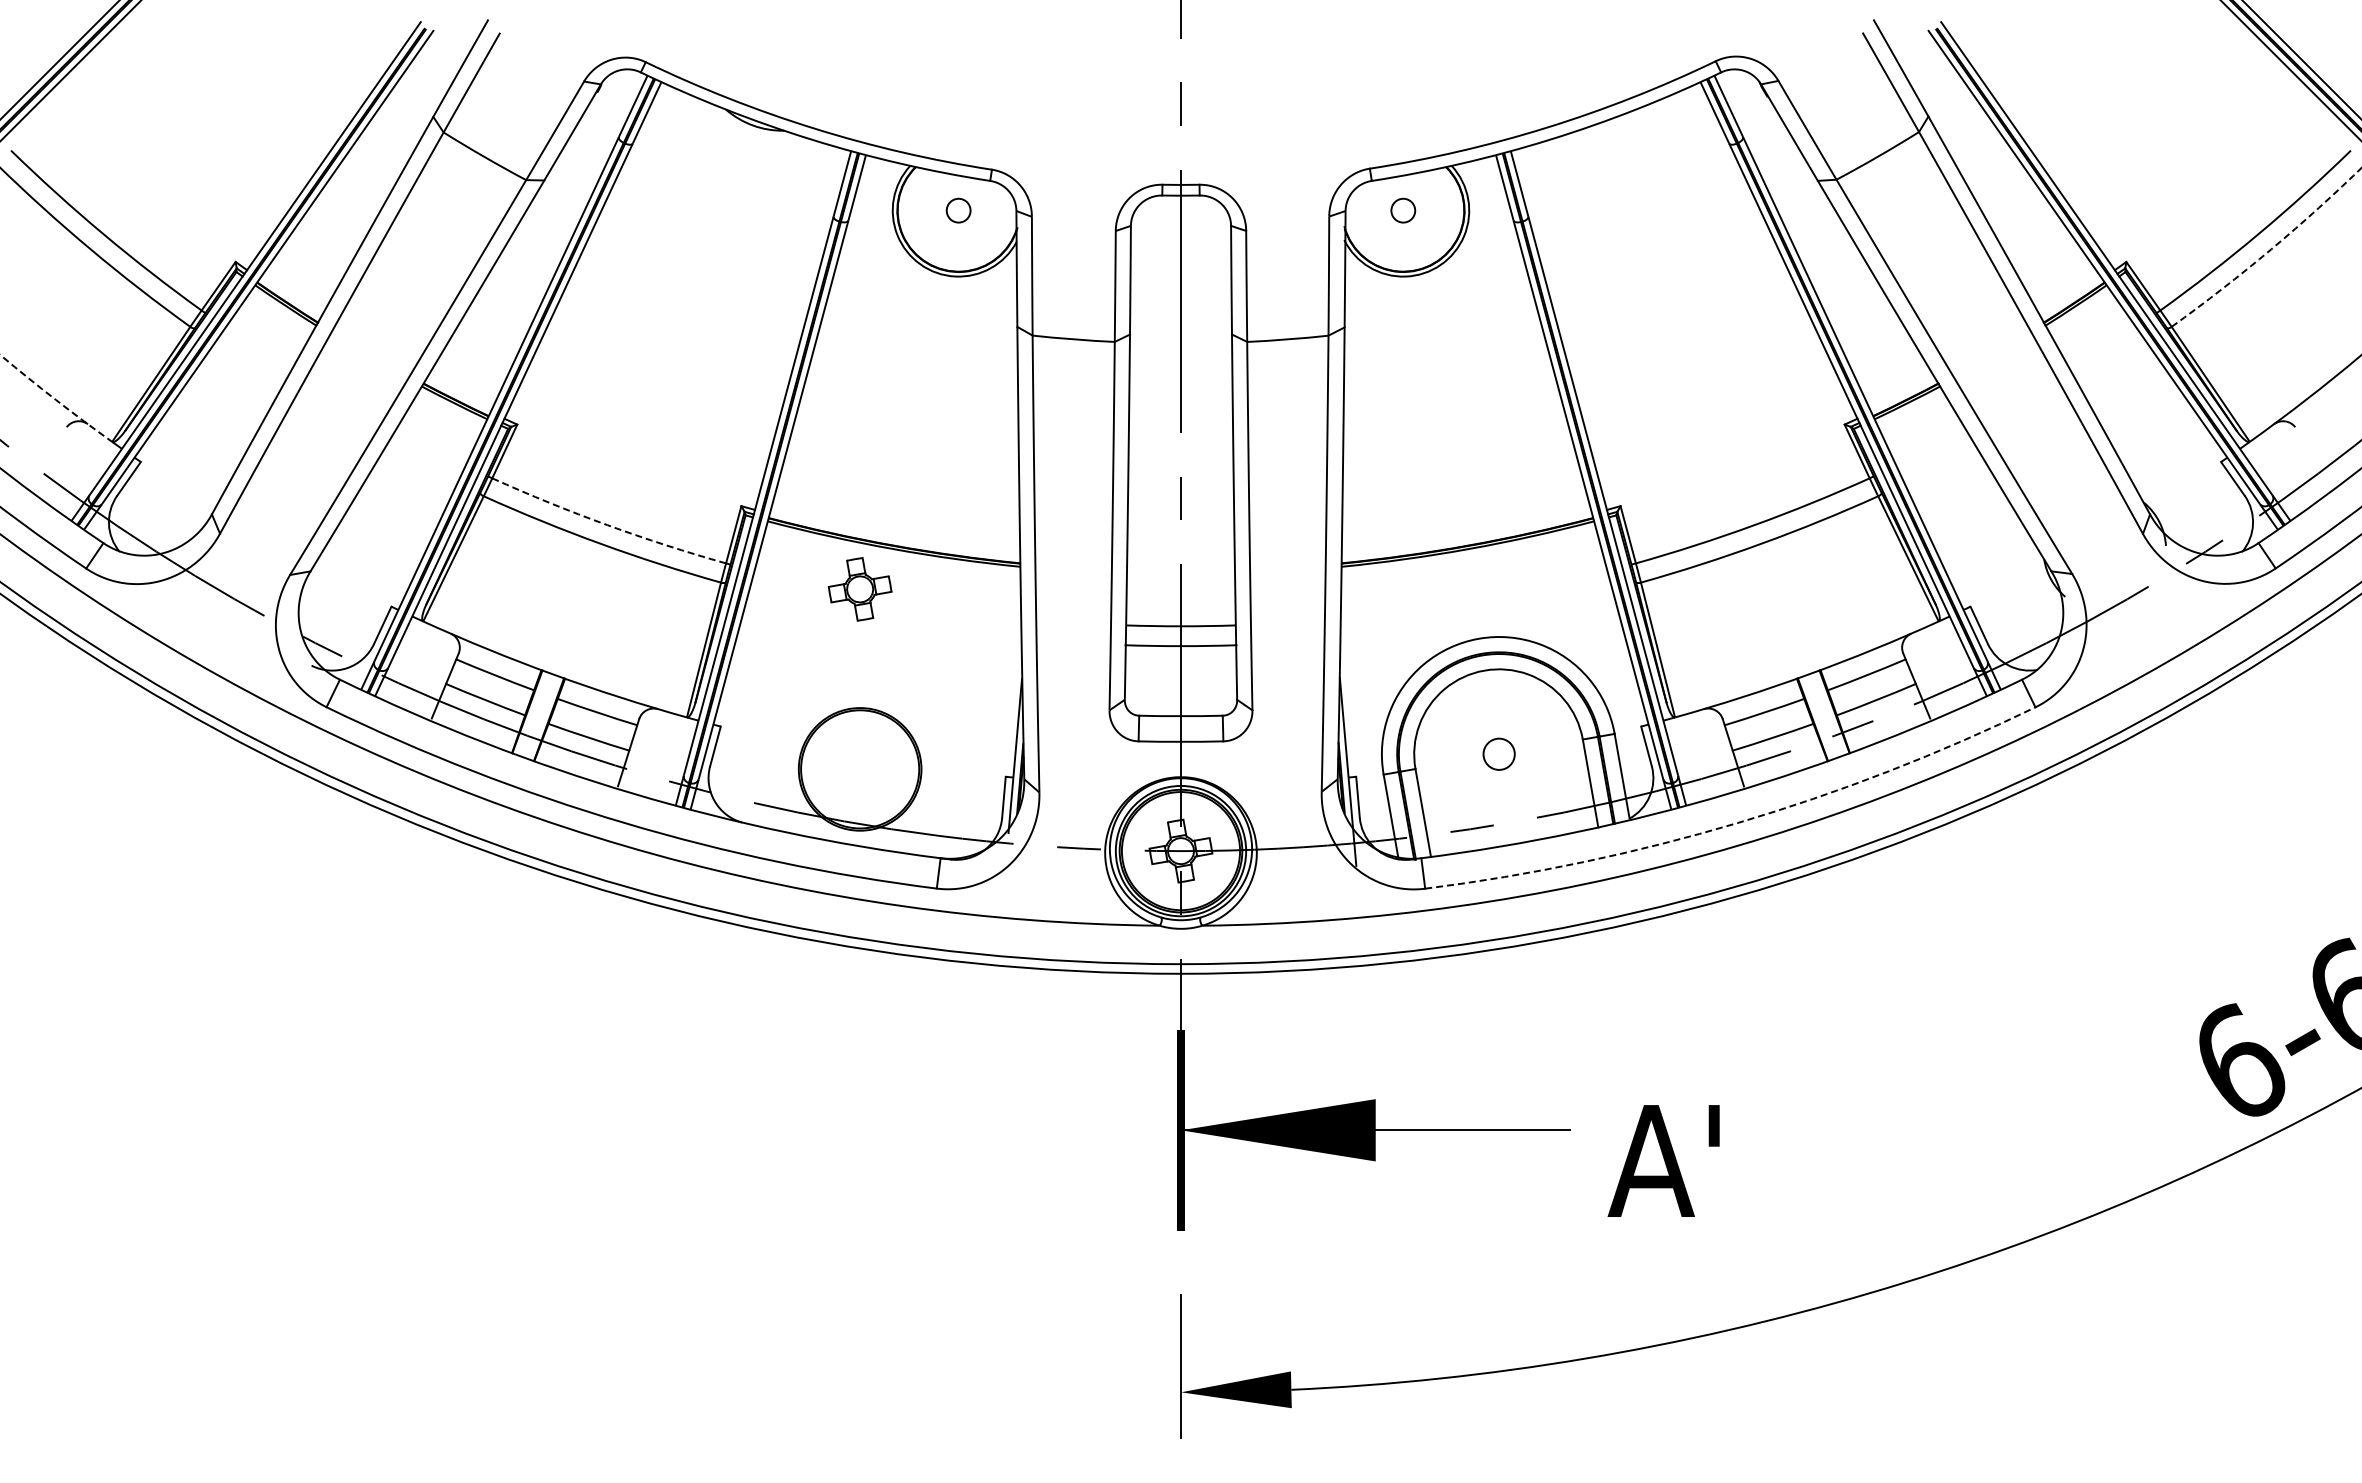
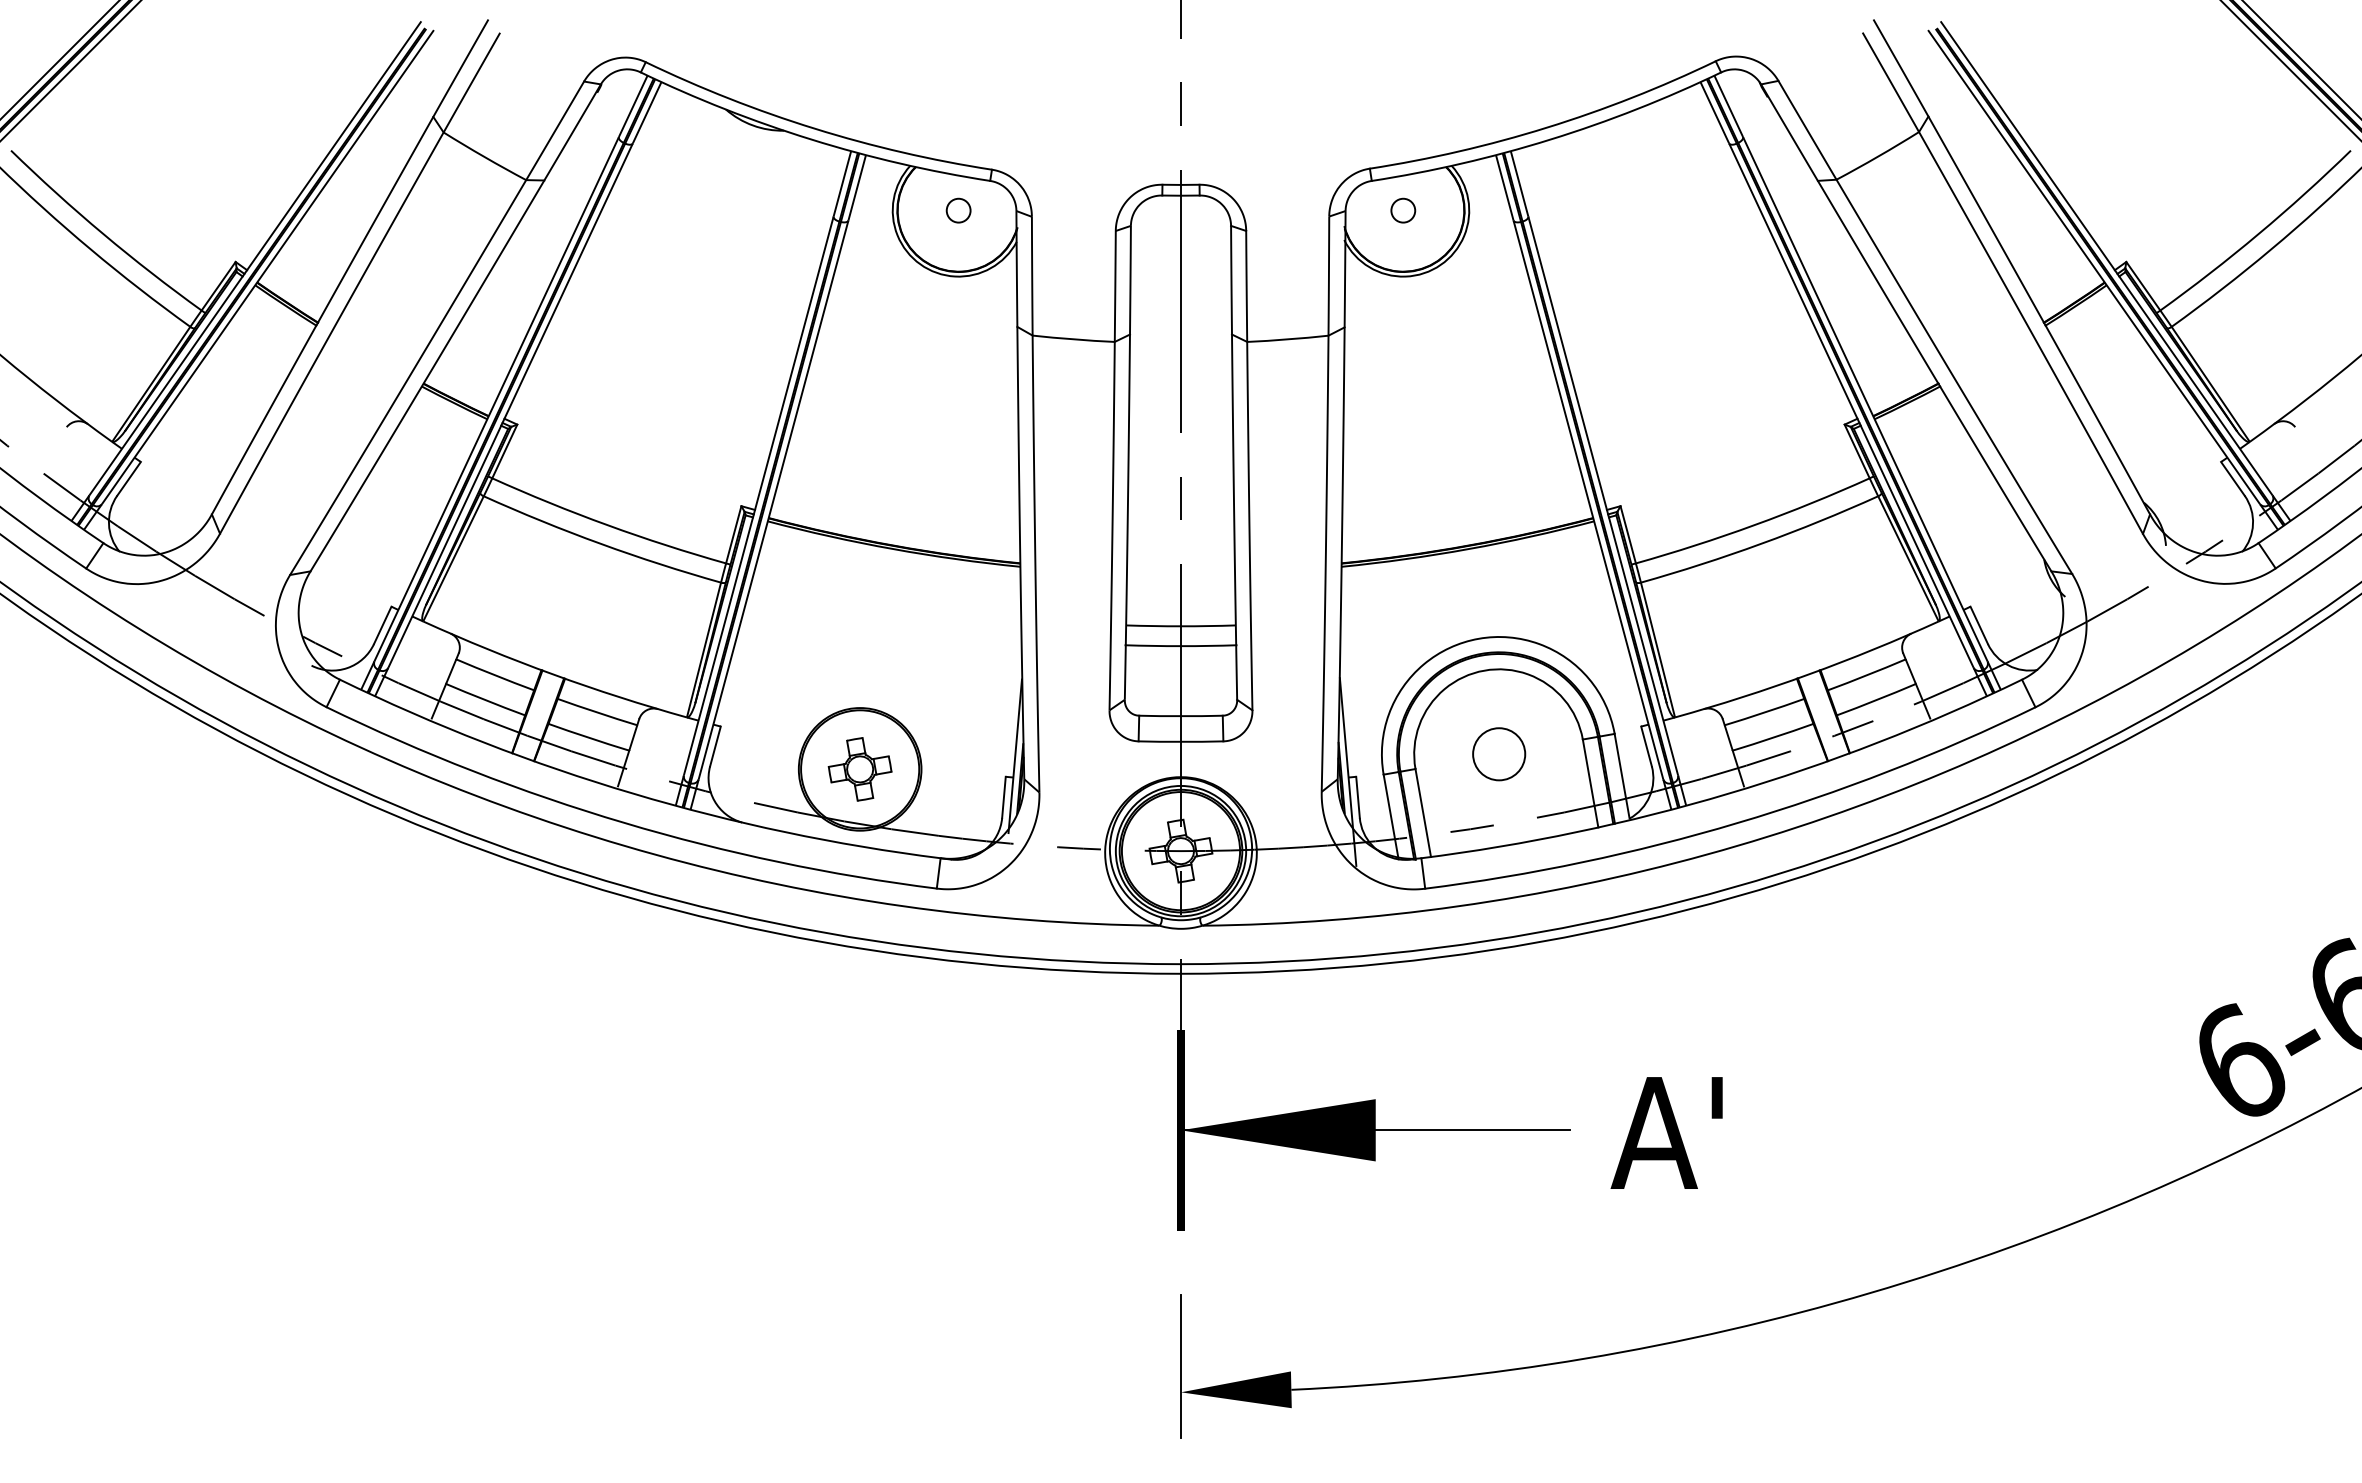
arc: dashed -> solid (2269, 250)
arc: dashed -> solid (55, 399)
arc: dashed -> solid (607, 525)
part position: (859, 589) -> (859, 769) (859, 769)
circle diameter: 31 px -> 52 px (1499, 754)
arc: dashed -> solid (1737, 823)
text position: (1663, 1160) -> (1666, 1132) (1666, 1132)
